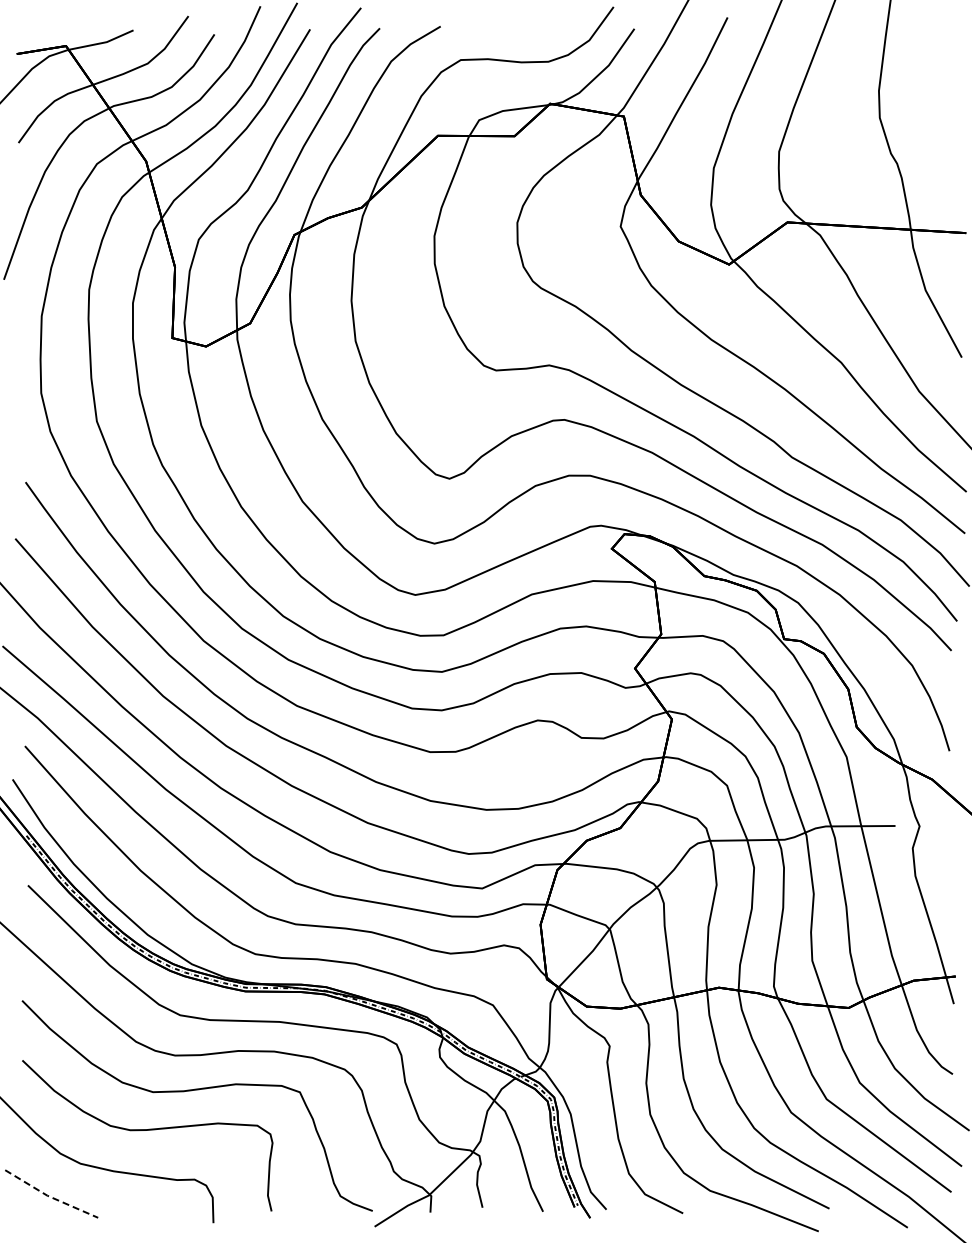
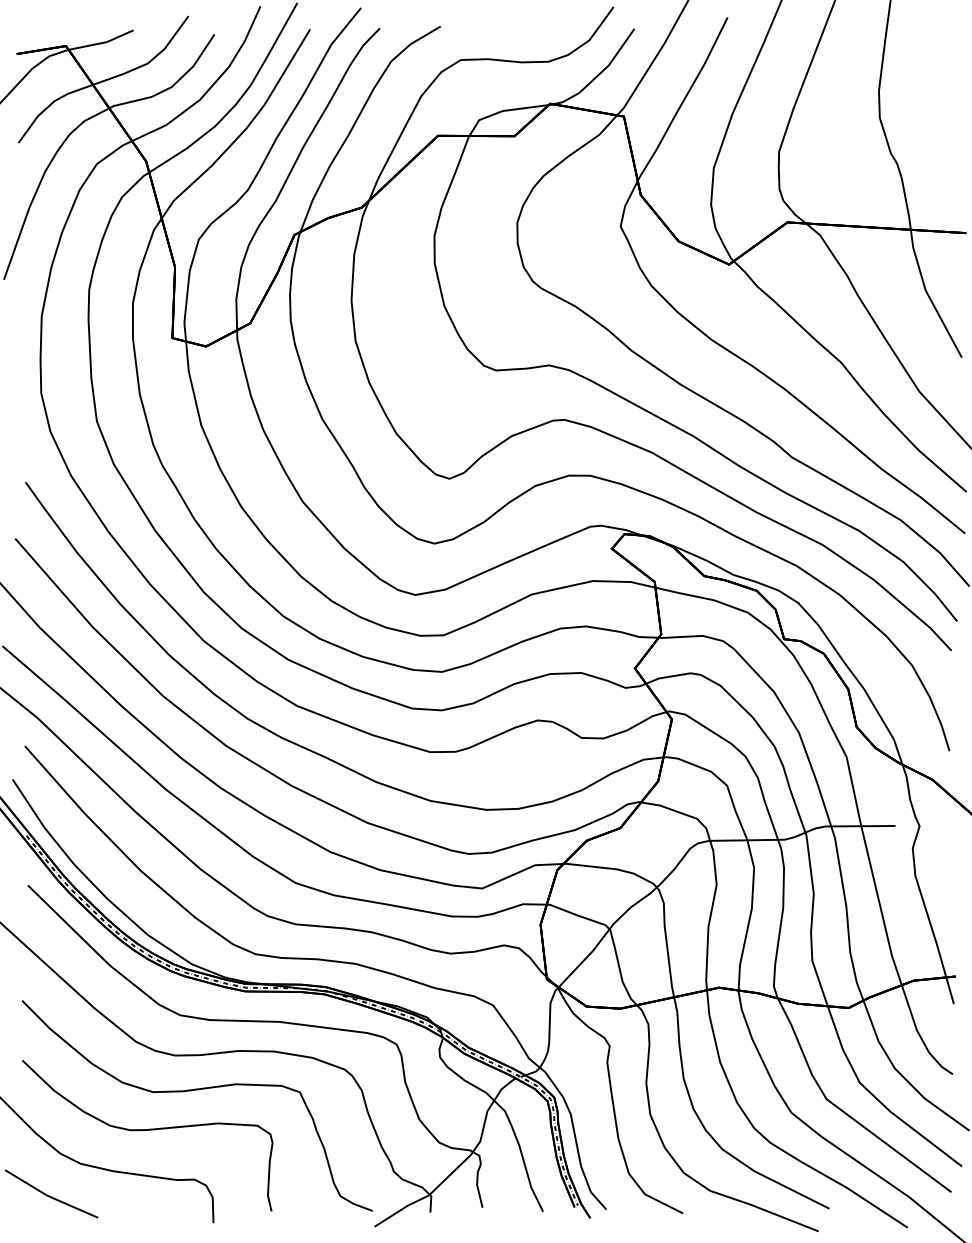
line: dashed -> solid (50, 1196)
